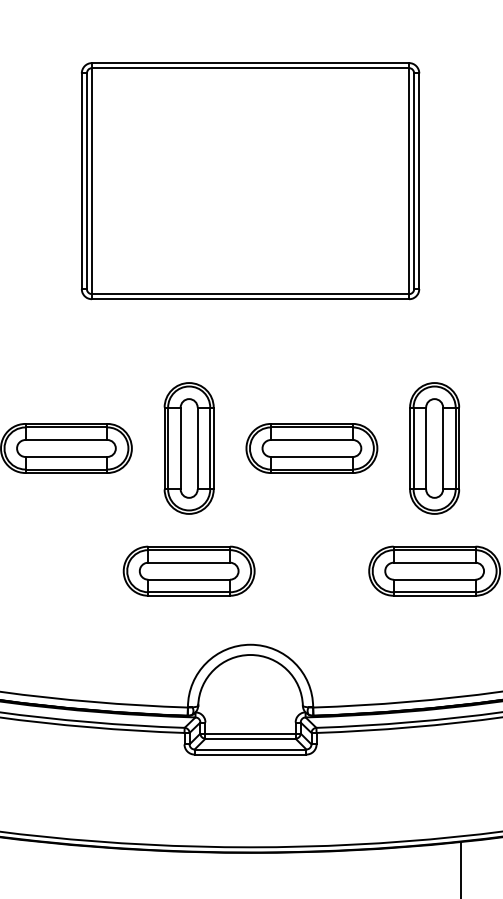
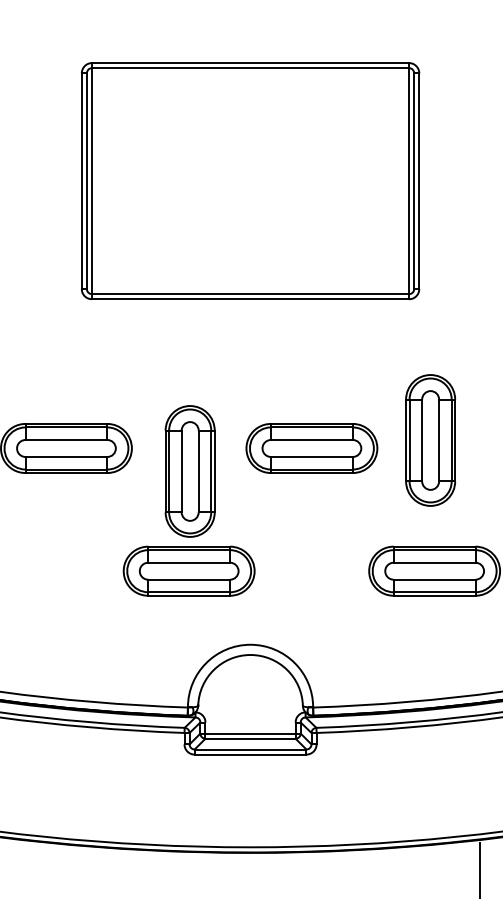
part position: (188, 448) -> (189, 471) (189, 471)
part position: (434, 448) -> (430, 440) (430, 440)
line position: (460, 868) -> (479, 868) (479, 868)
